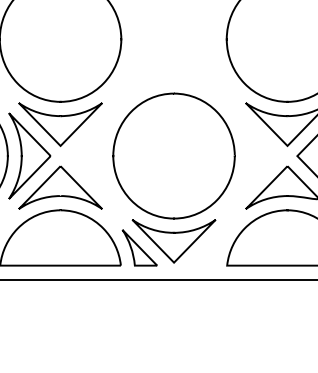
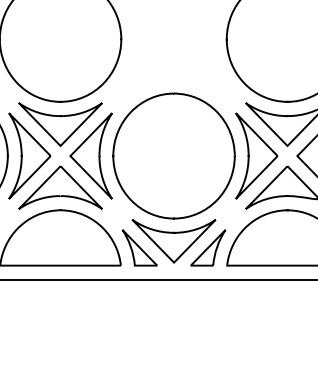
part: none -> present (90, 155)
part: none -> present (256, 155)
part: none -> present (208, 247)
